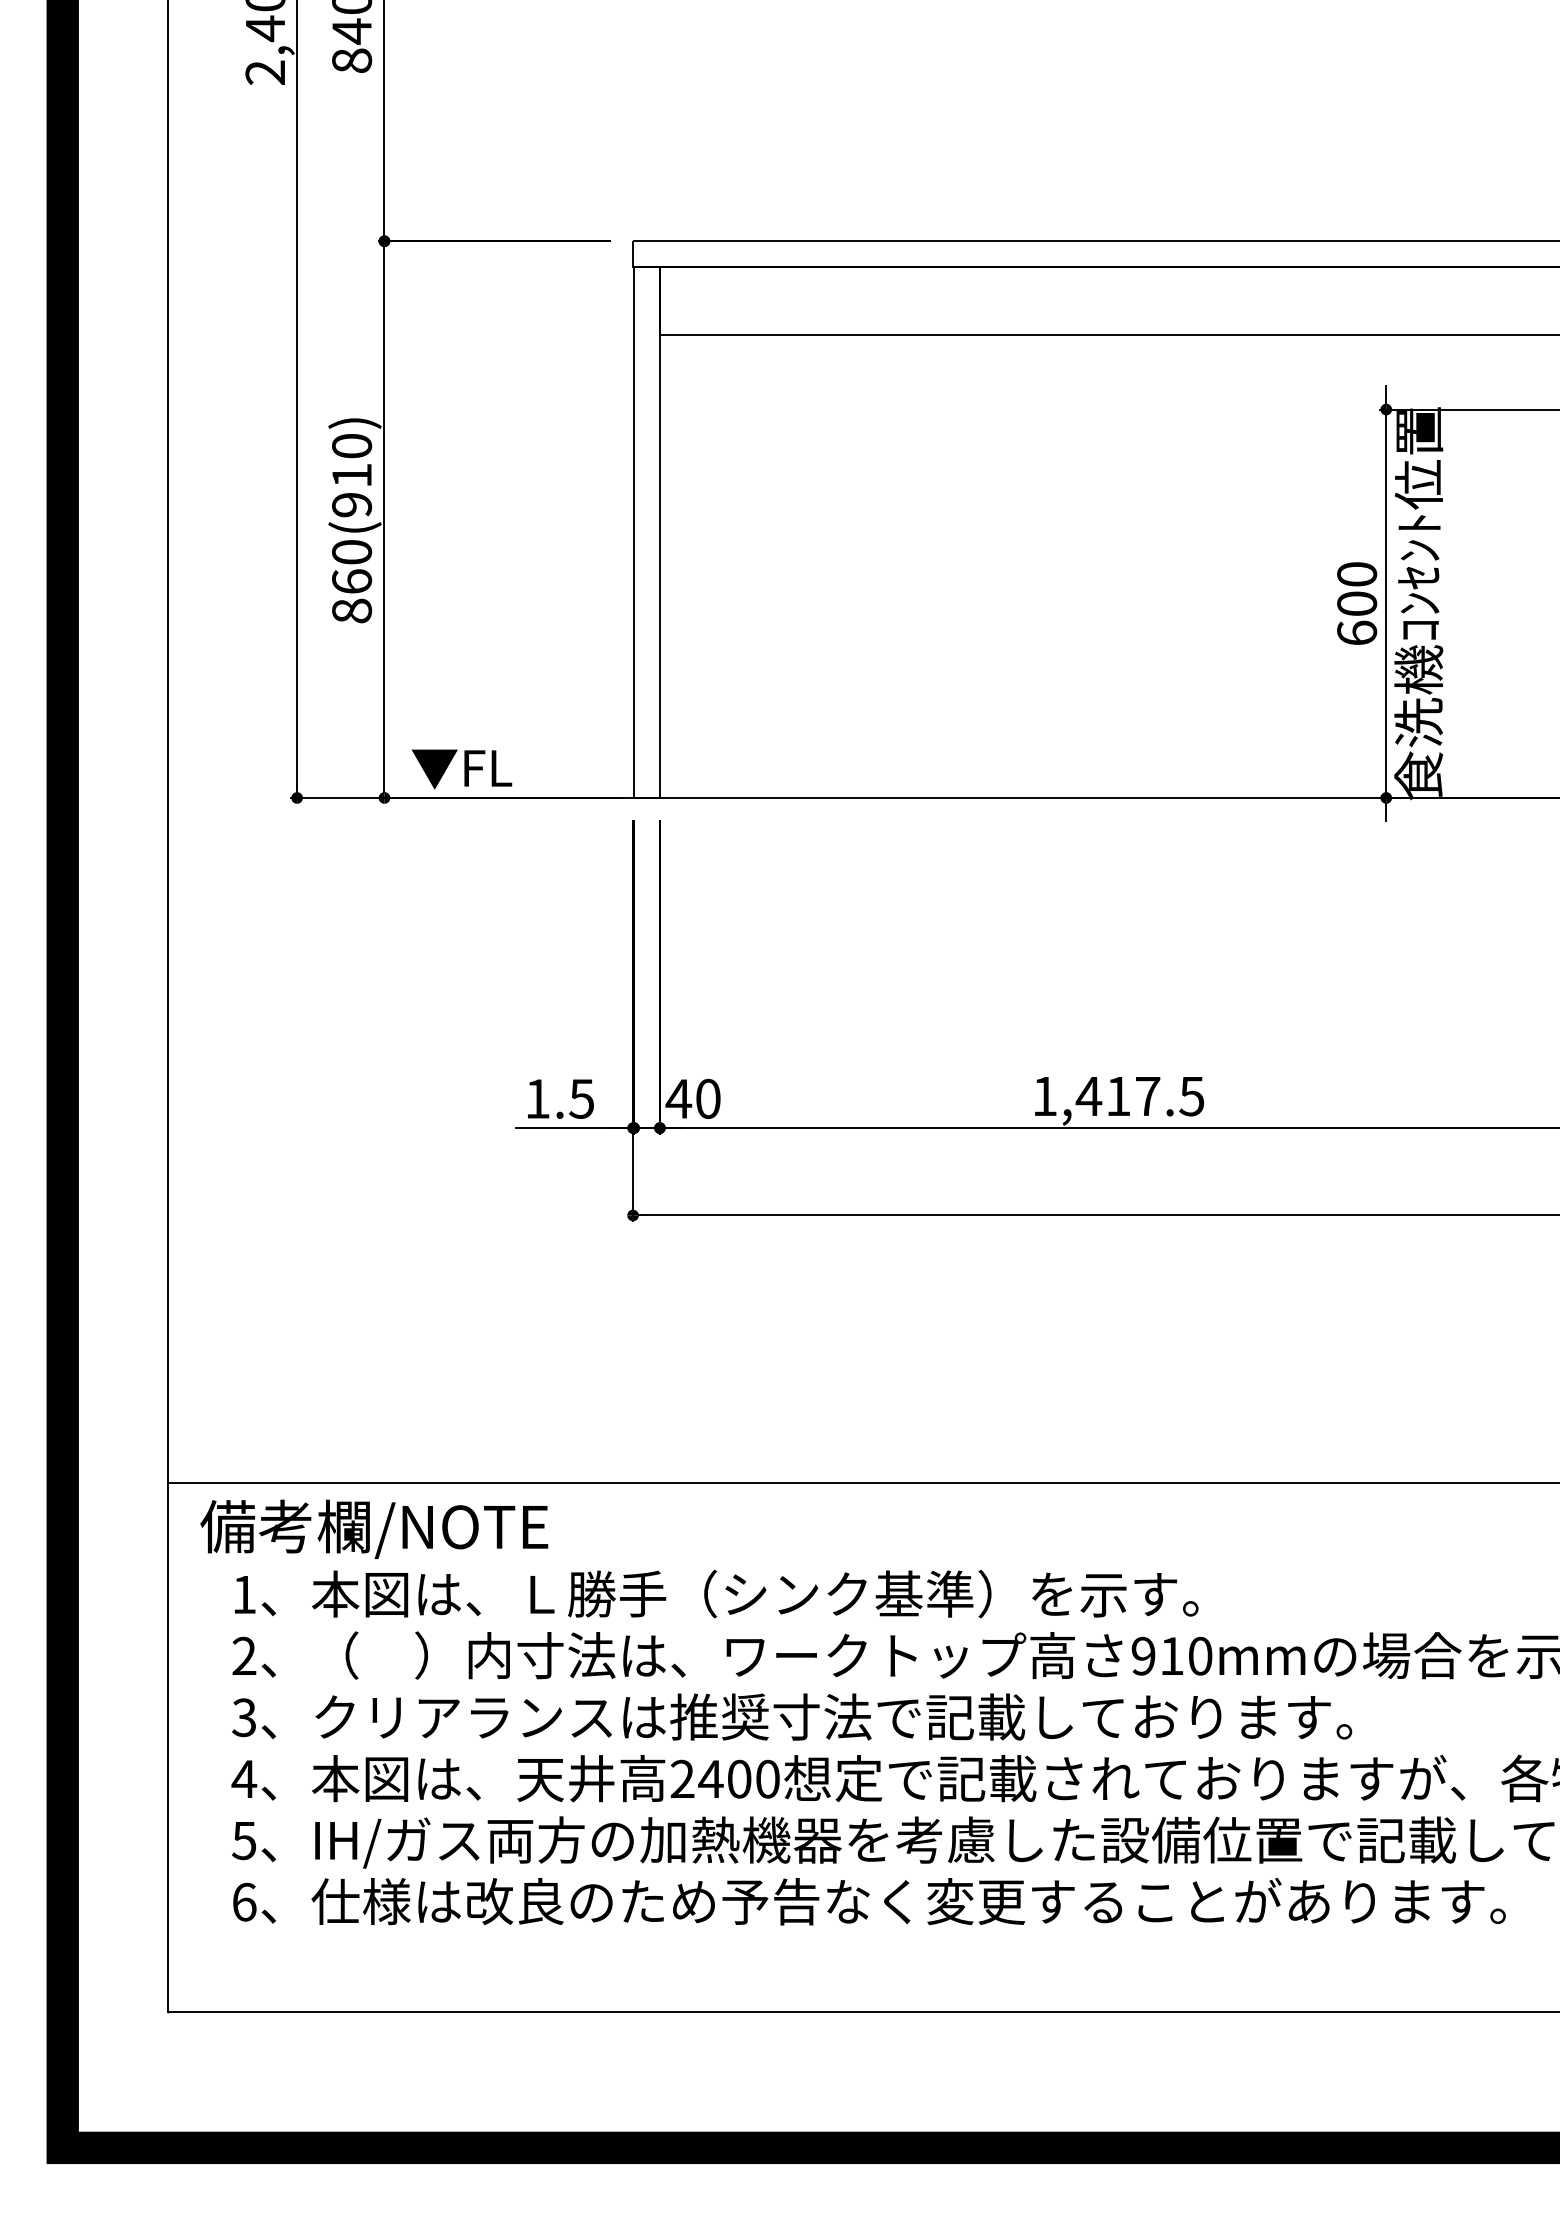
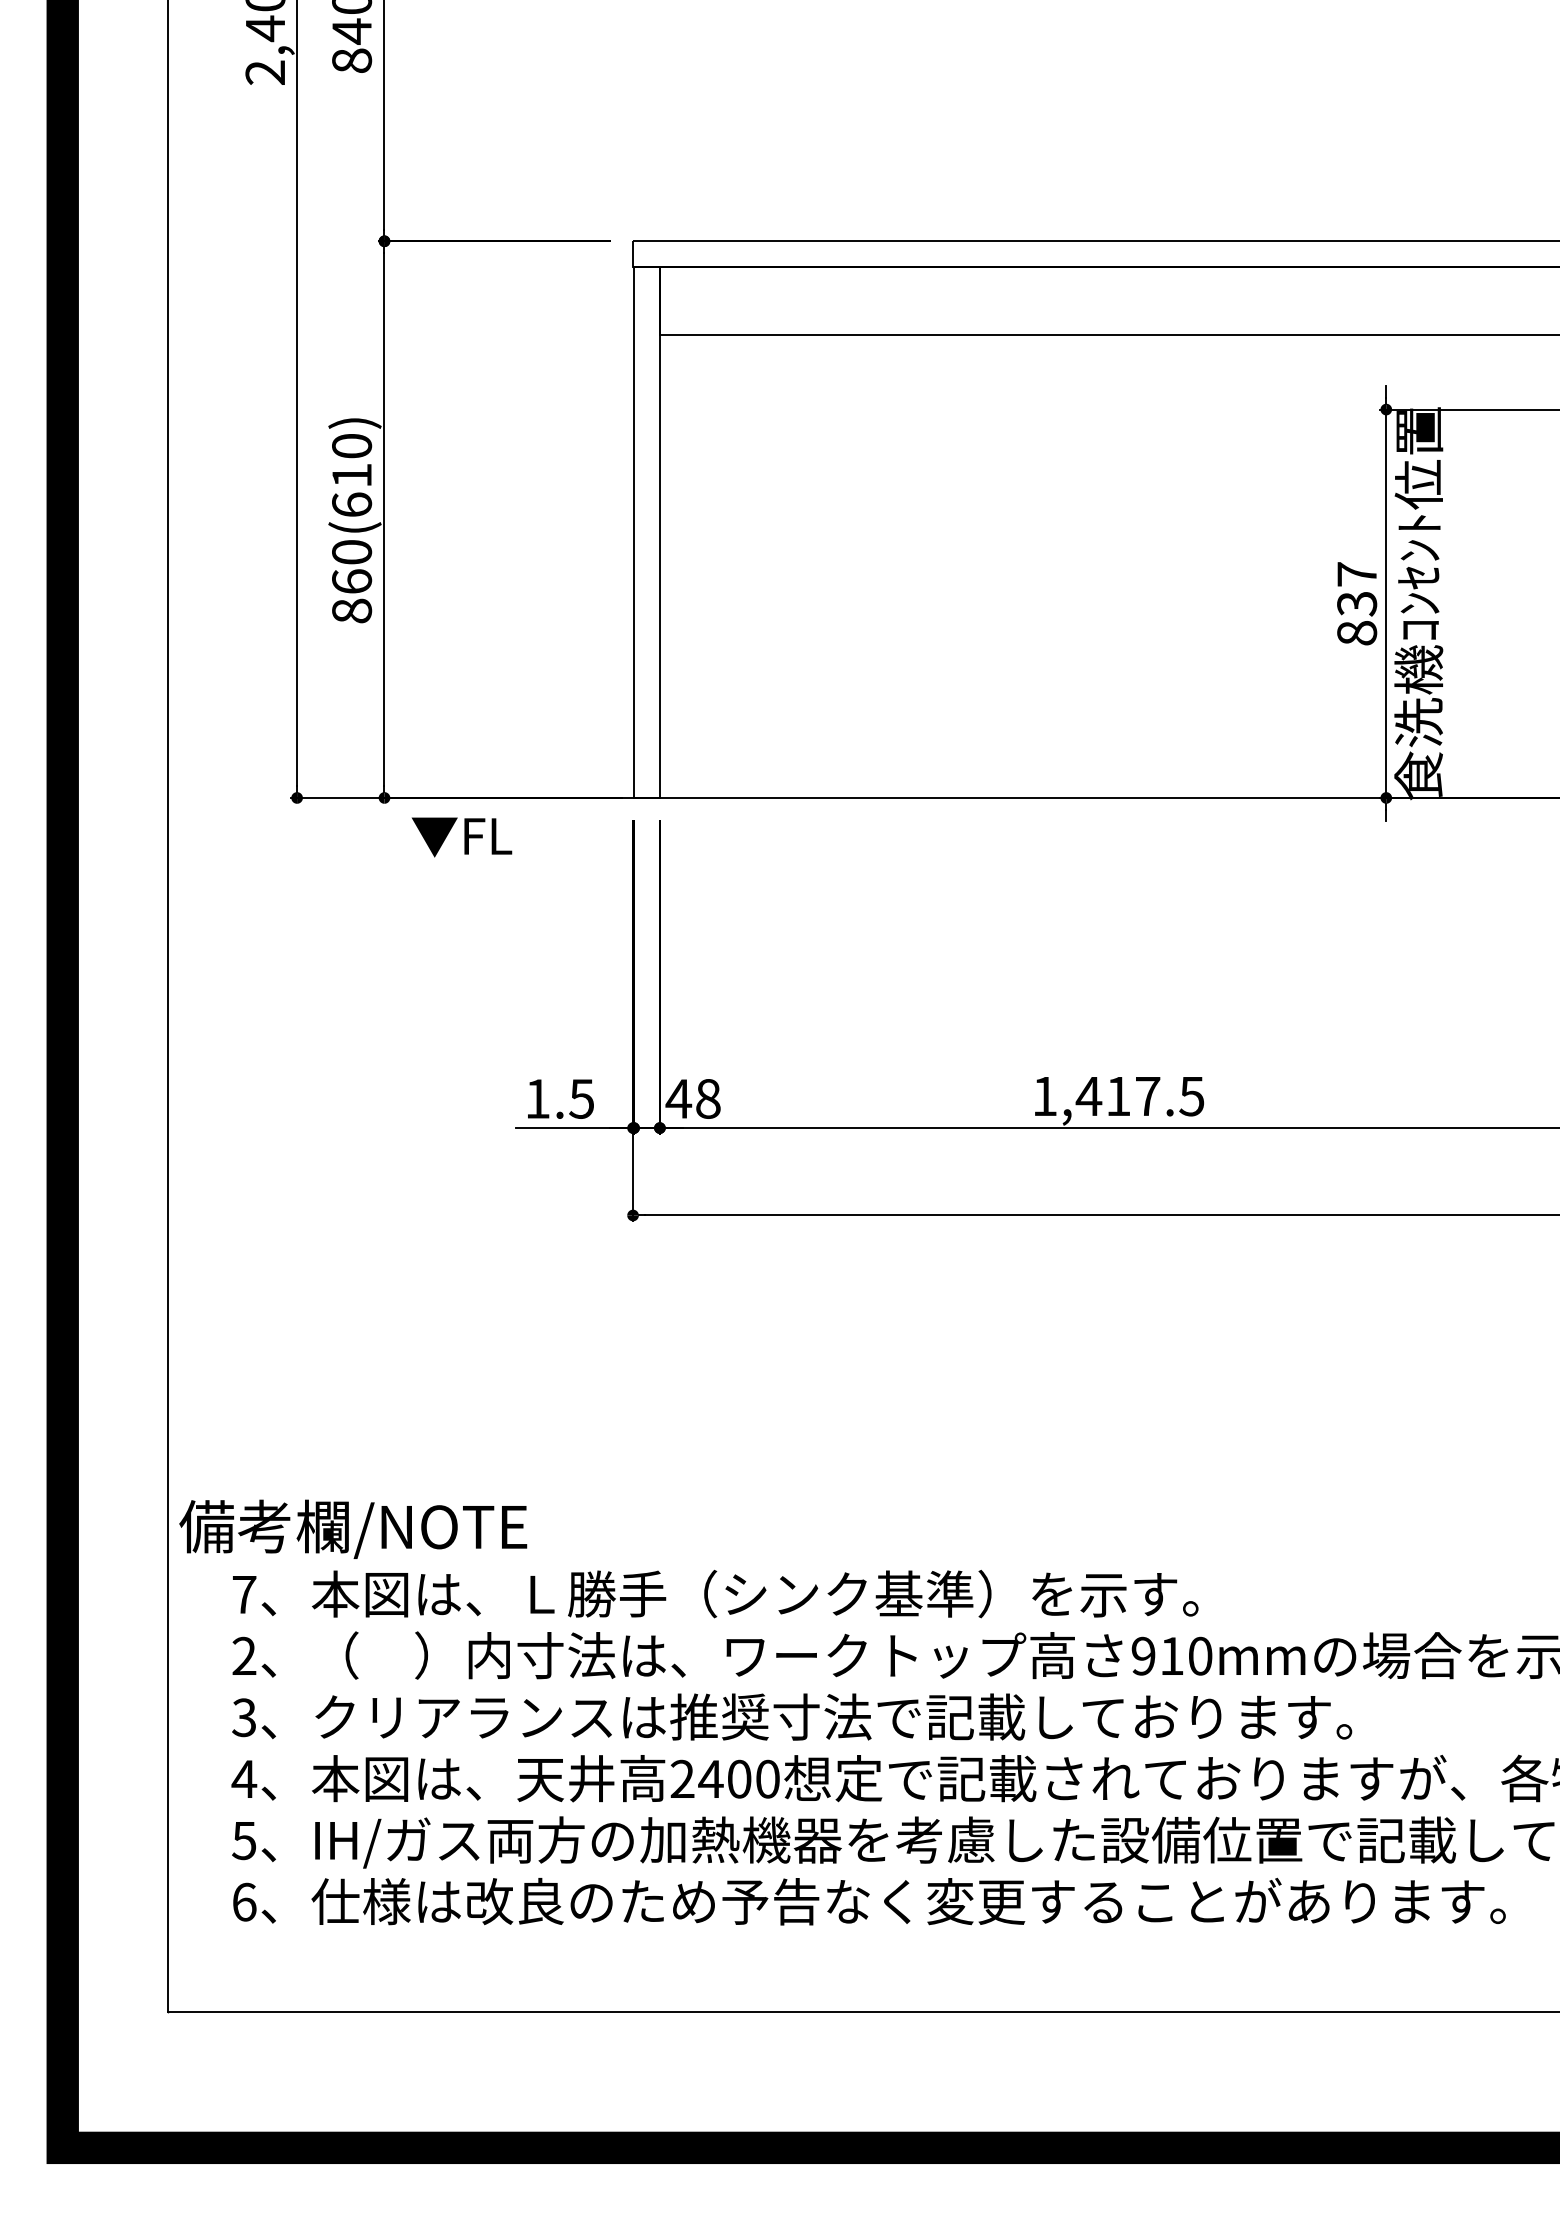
text: 860(910) -> 860(610) (352, 504)
text: 600 -> 837 (1357, 603)
text position: (461, 769) -> (461, 837) (461, 837)
text: 40 -> 48 (708, 1098)
line: present -> none (861, 1482)
text position: (374, 1528) -> (353, 1528) (353, 1528)
text: 1 -> 7 (244, 1594)
